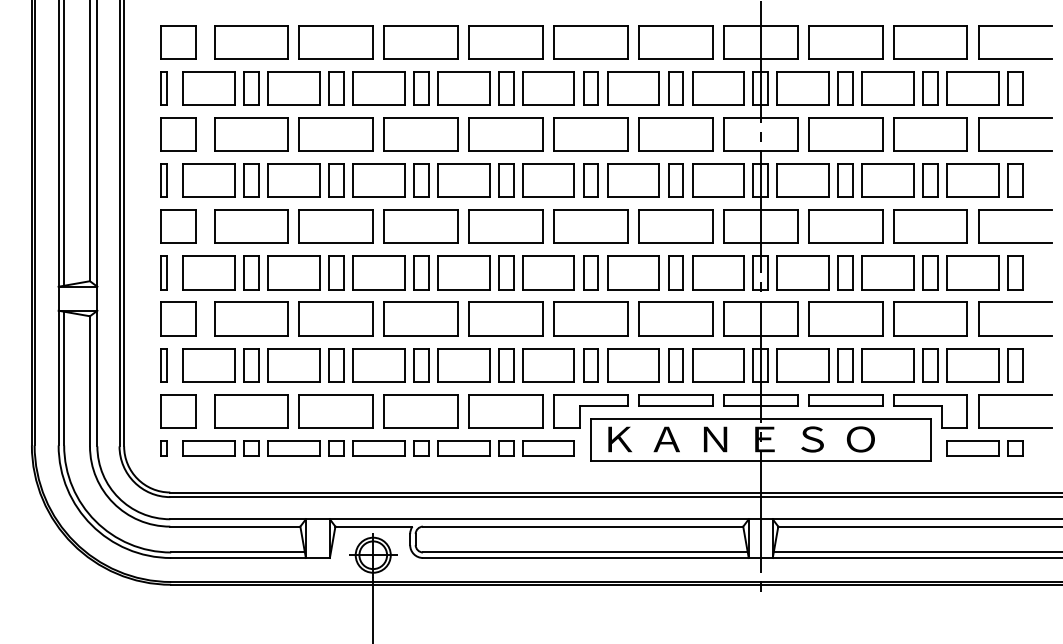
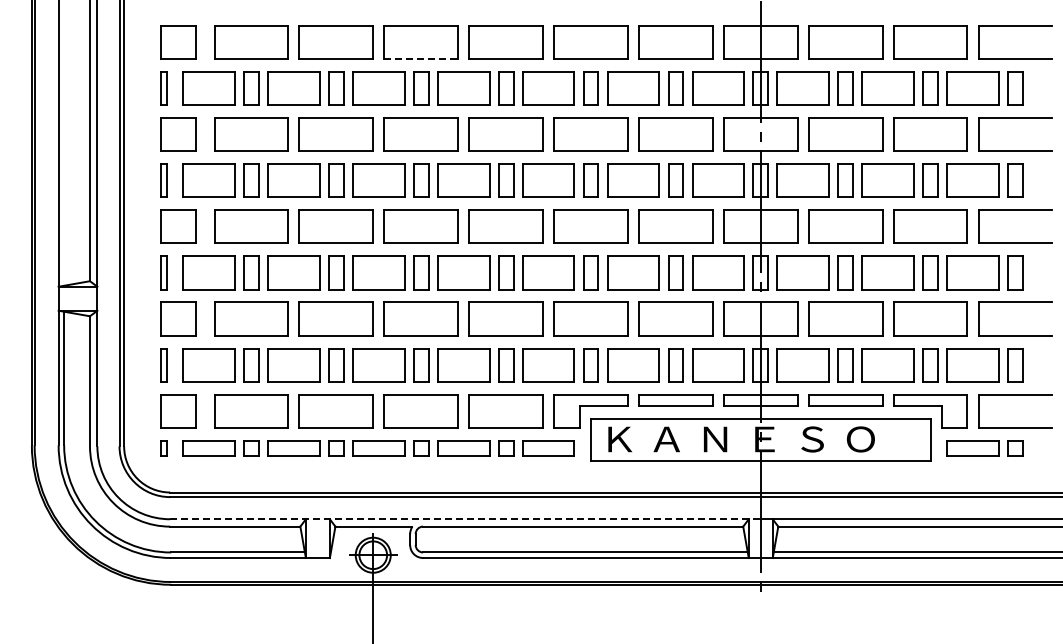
line: solid -> dashed (421, 58)
line: present -> none (64, 143)
line: solid -> dashed (466, 519)
